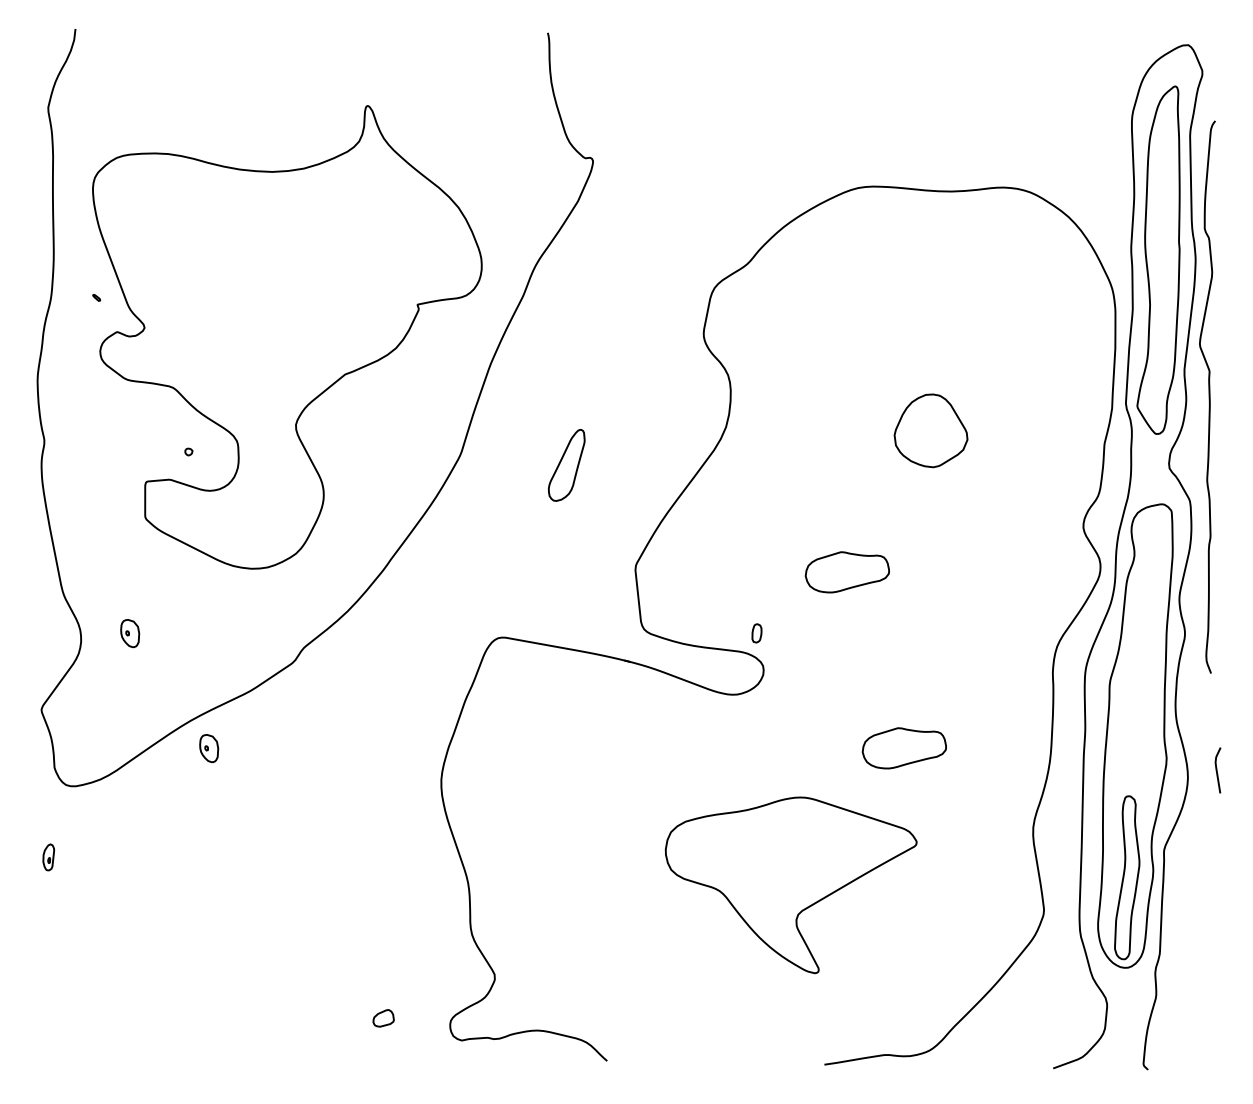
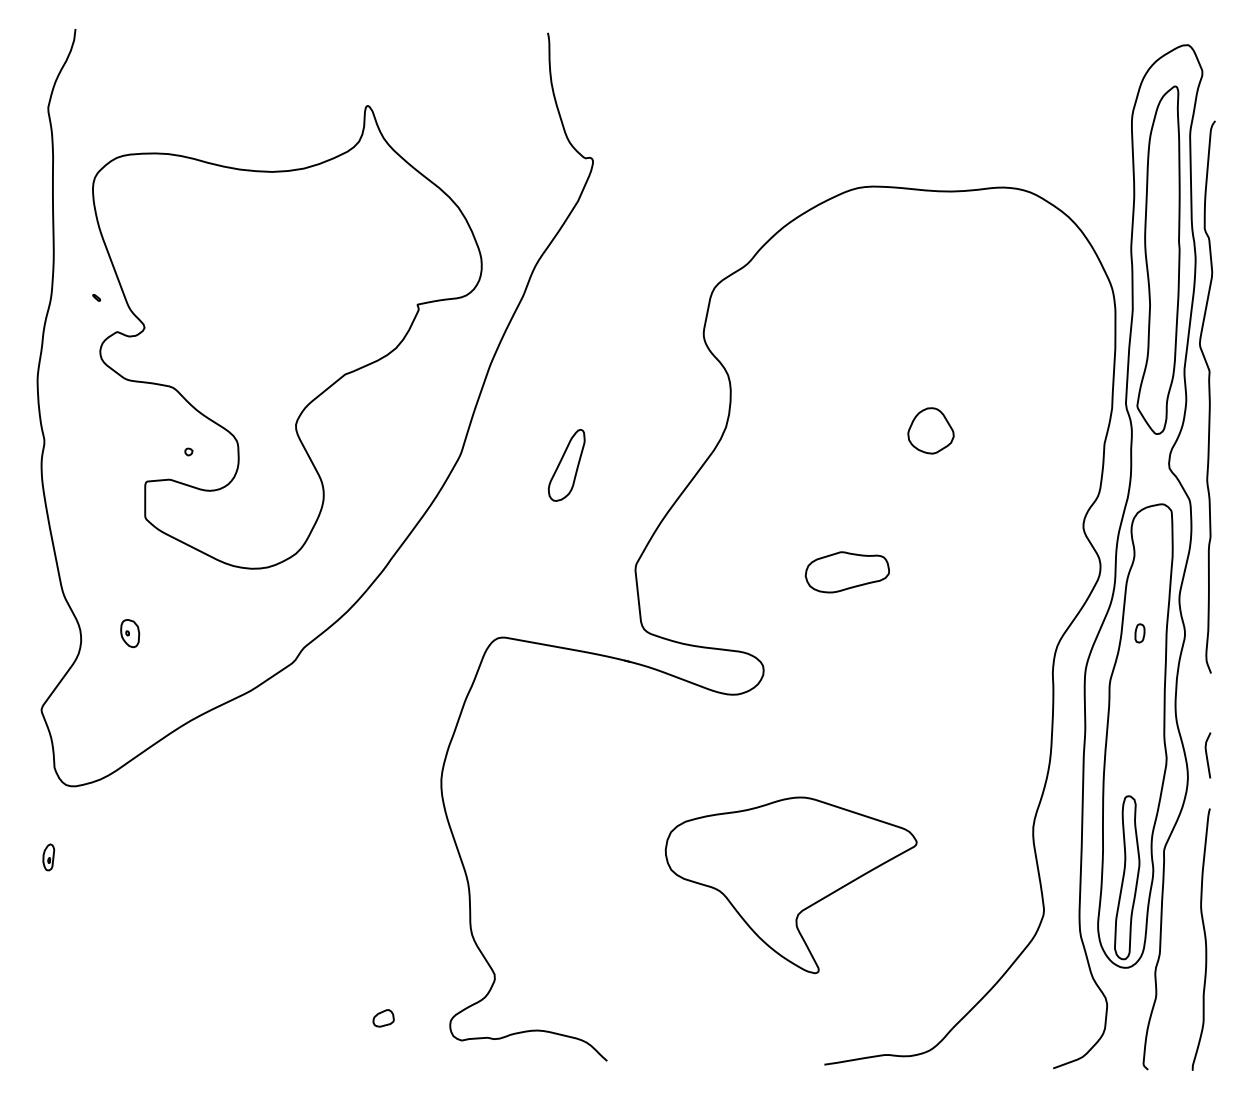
part size: 76x76 px -> 48x48 px (930, 430)
part position: (756, 633) -> (1139, 633) (1139, 633)
part: present -> none (209, 748)
part: present -> none (903, 748)
curve position: (1217, 770) -> (1207, 755) (1207, 755)
curve: none -> present (1204, 939)
